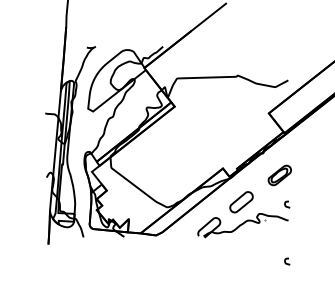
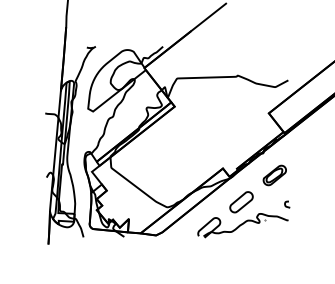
part position: (279, 175) -> (274, 175) (274, 175)
curve: present -> none (286, 262)
